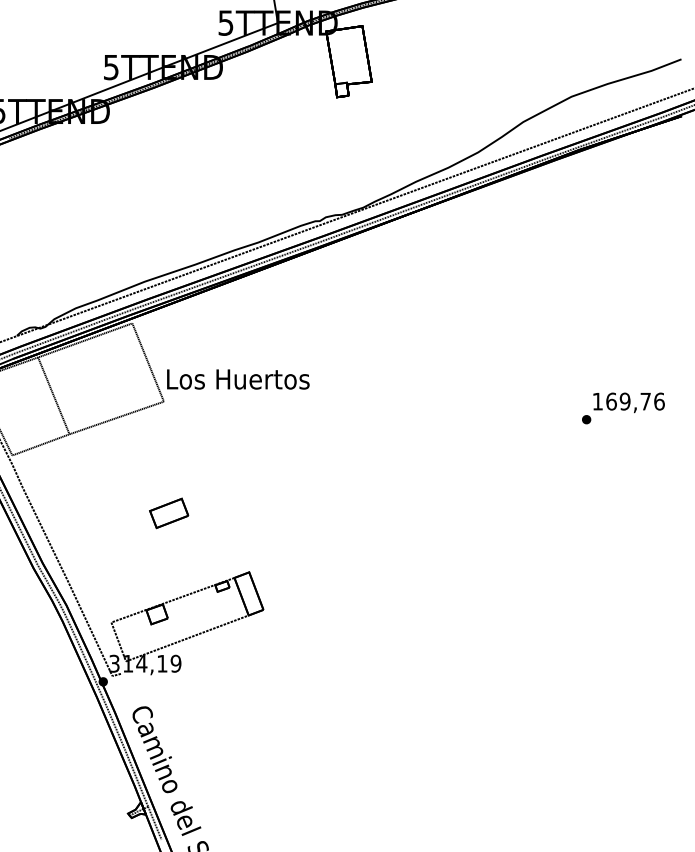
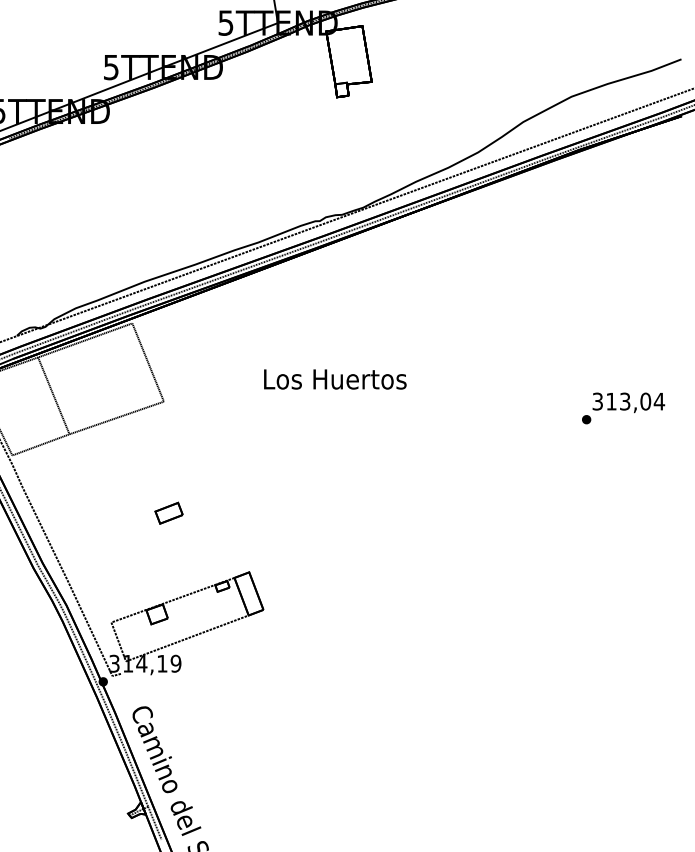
text position: (238, 379) -> (335, 379) (335, 379)
text: 169,76 -> 313,04 (628, 401)
part size: 41x33 px -> 30x24 px (168, 512)
